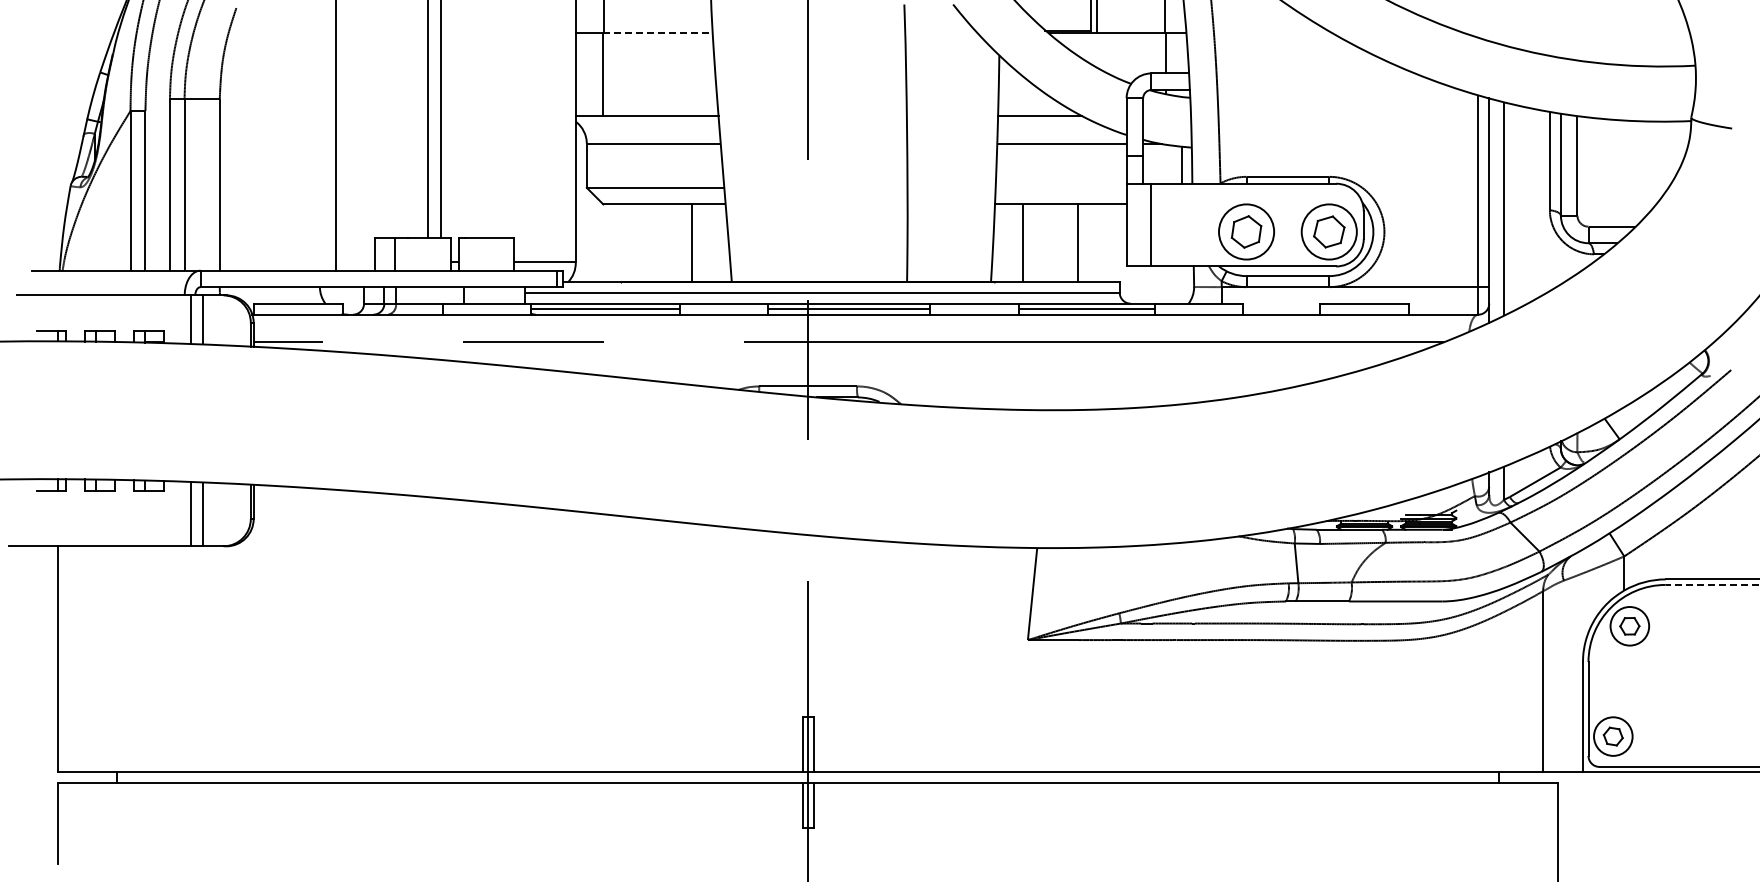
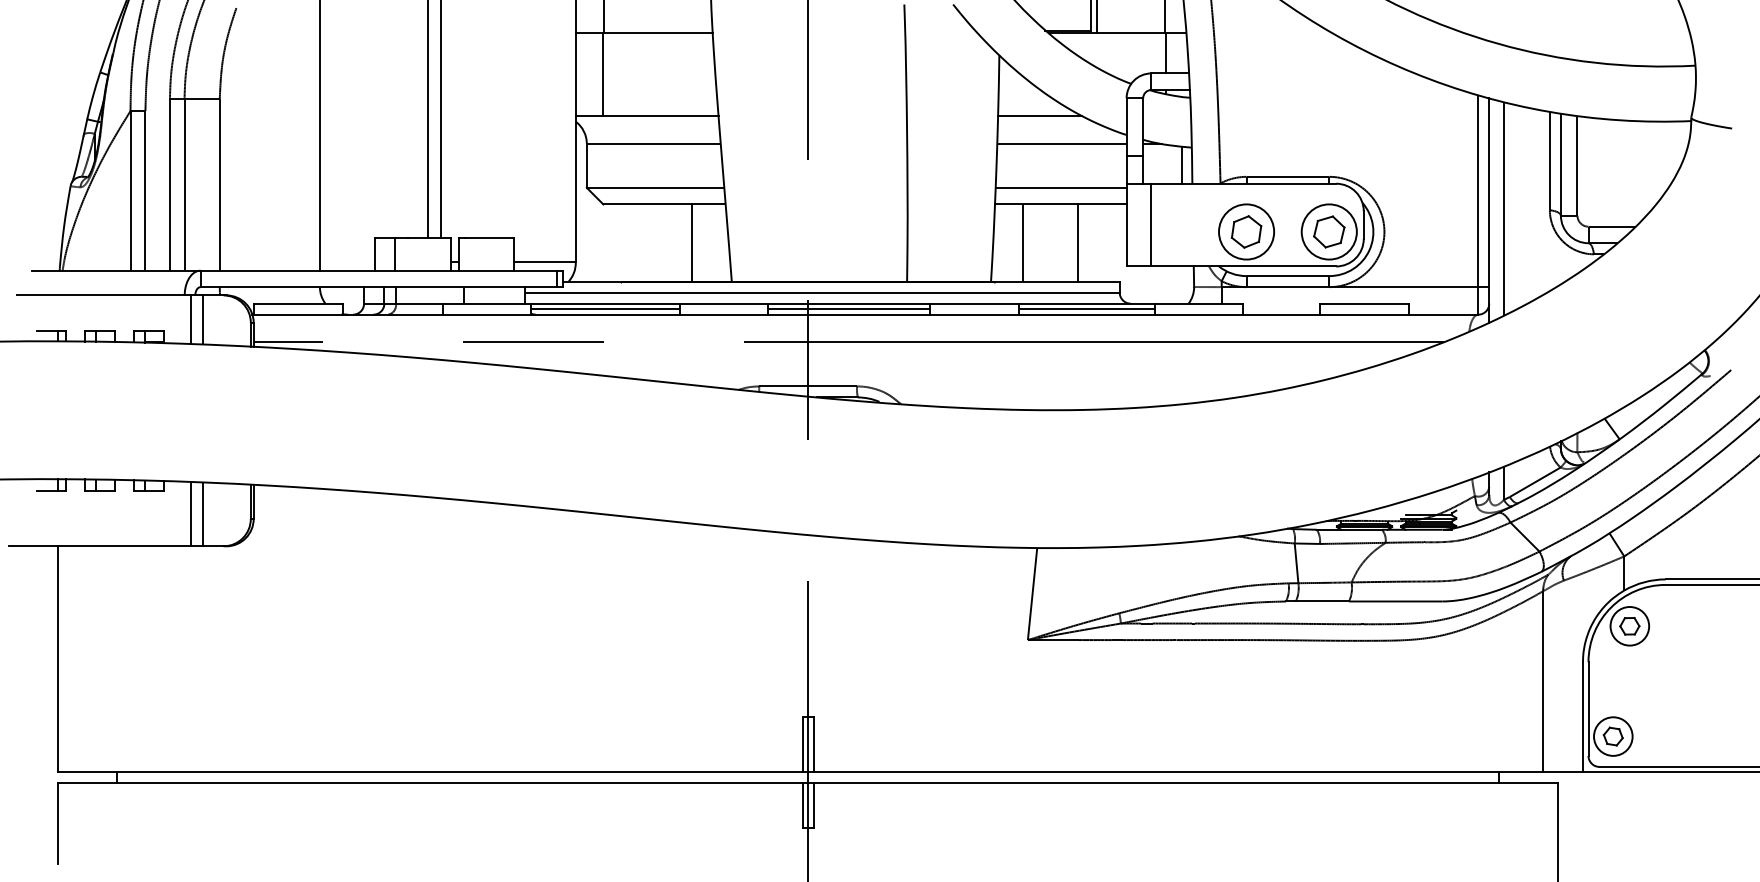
line: dashed -> solid (658, 33)
line position: (335, 136) -> (319, 136) (319, 136)
line: none -> present (1061, 187)
line: dashed -> solid (1712, 584)
